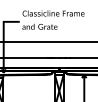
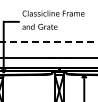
line: solid -> dashed (49, 41)
